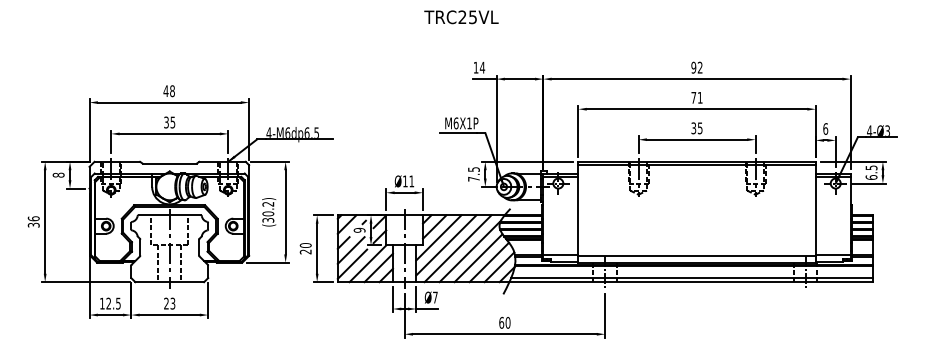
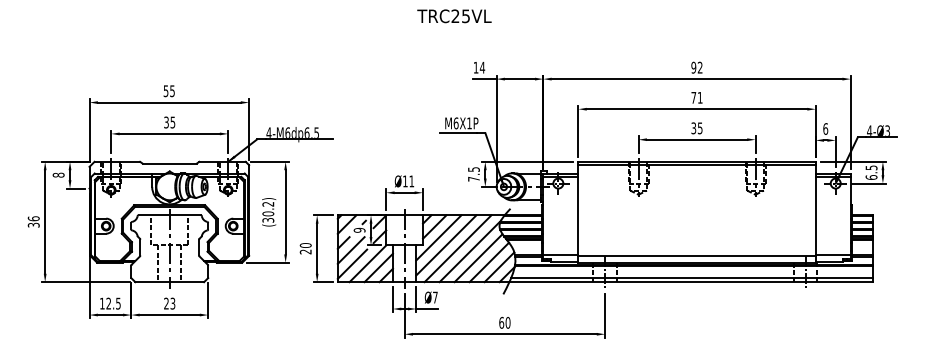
text position: (461, 17) -> (454, 16) (454, 16)
text: 48 -> 55 (168, 91)
